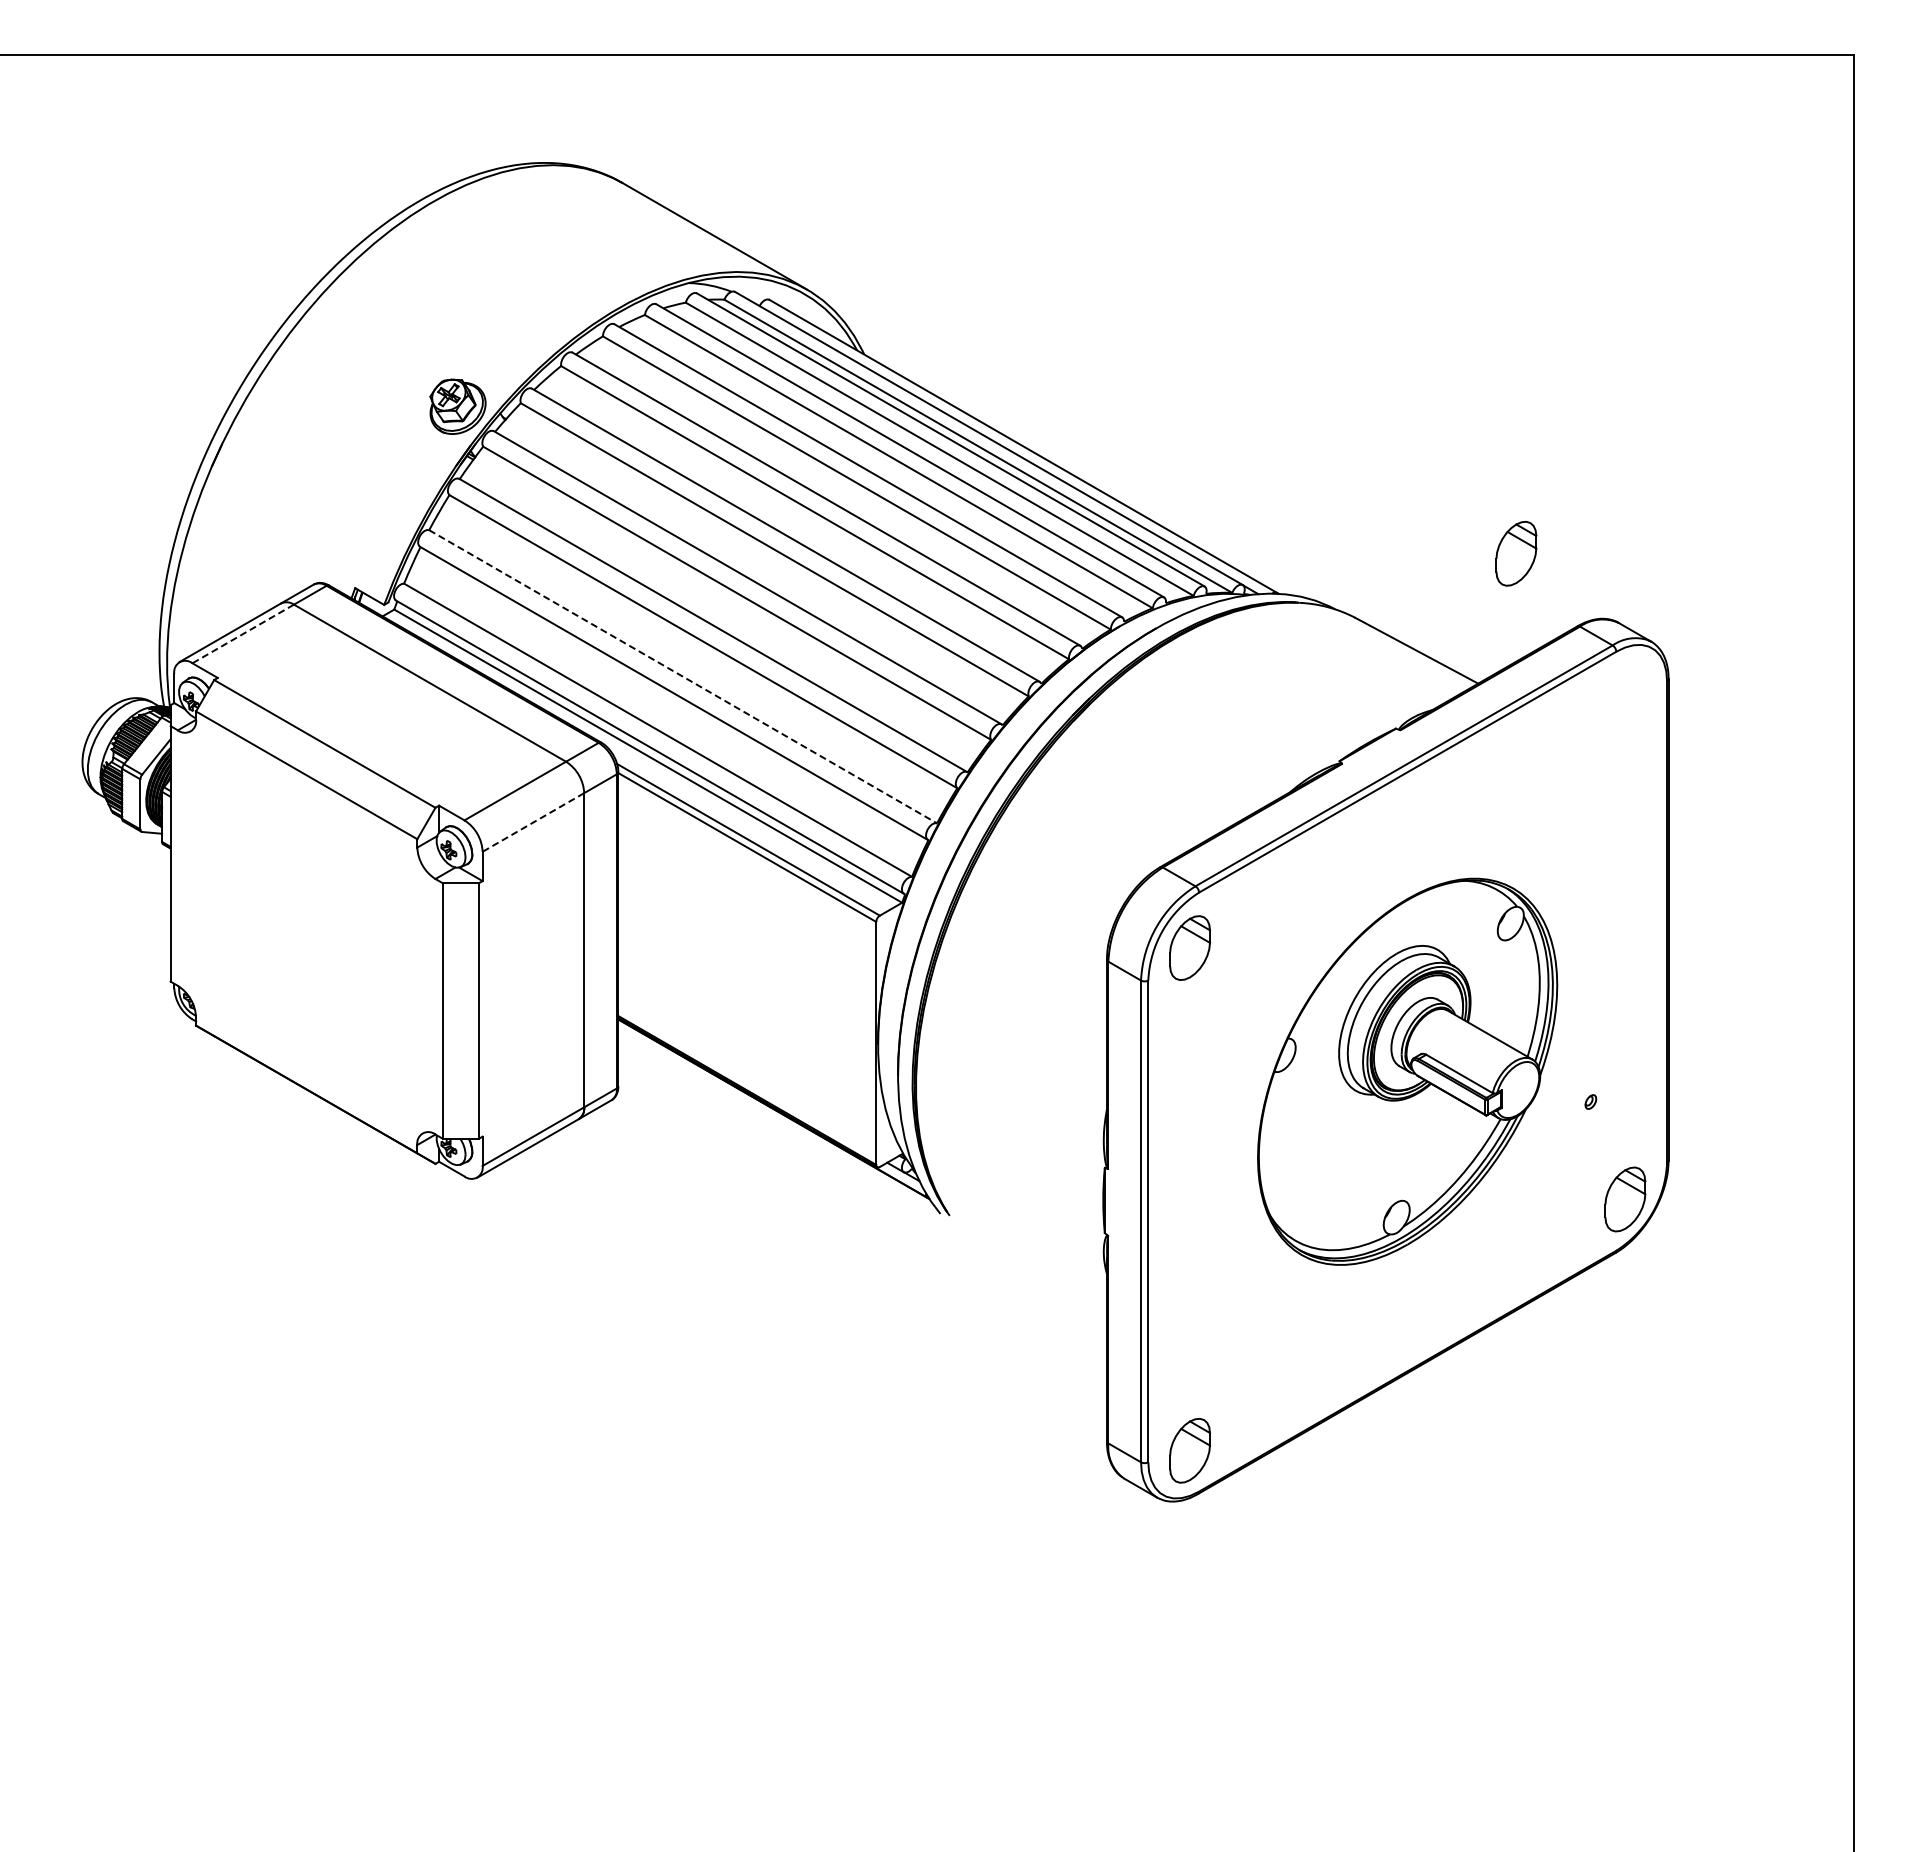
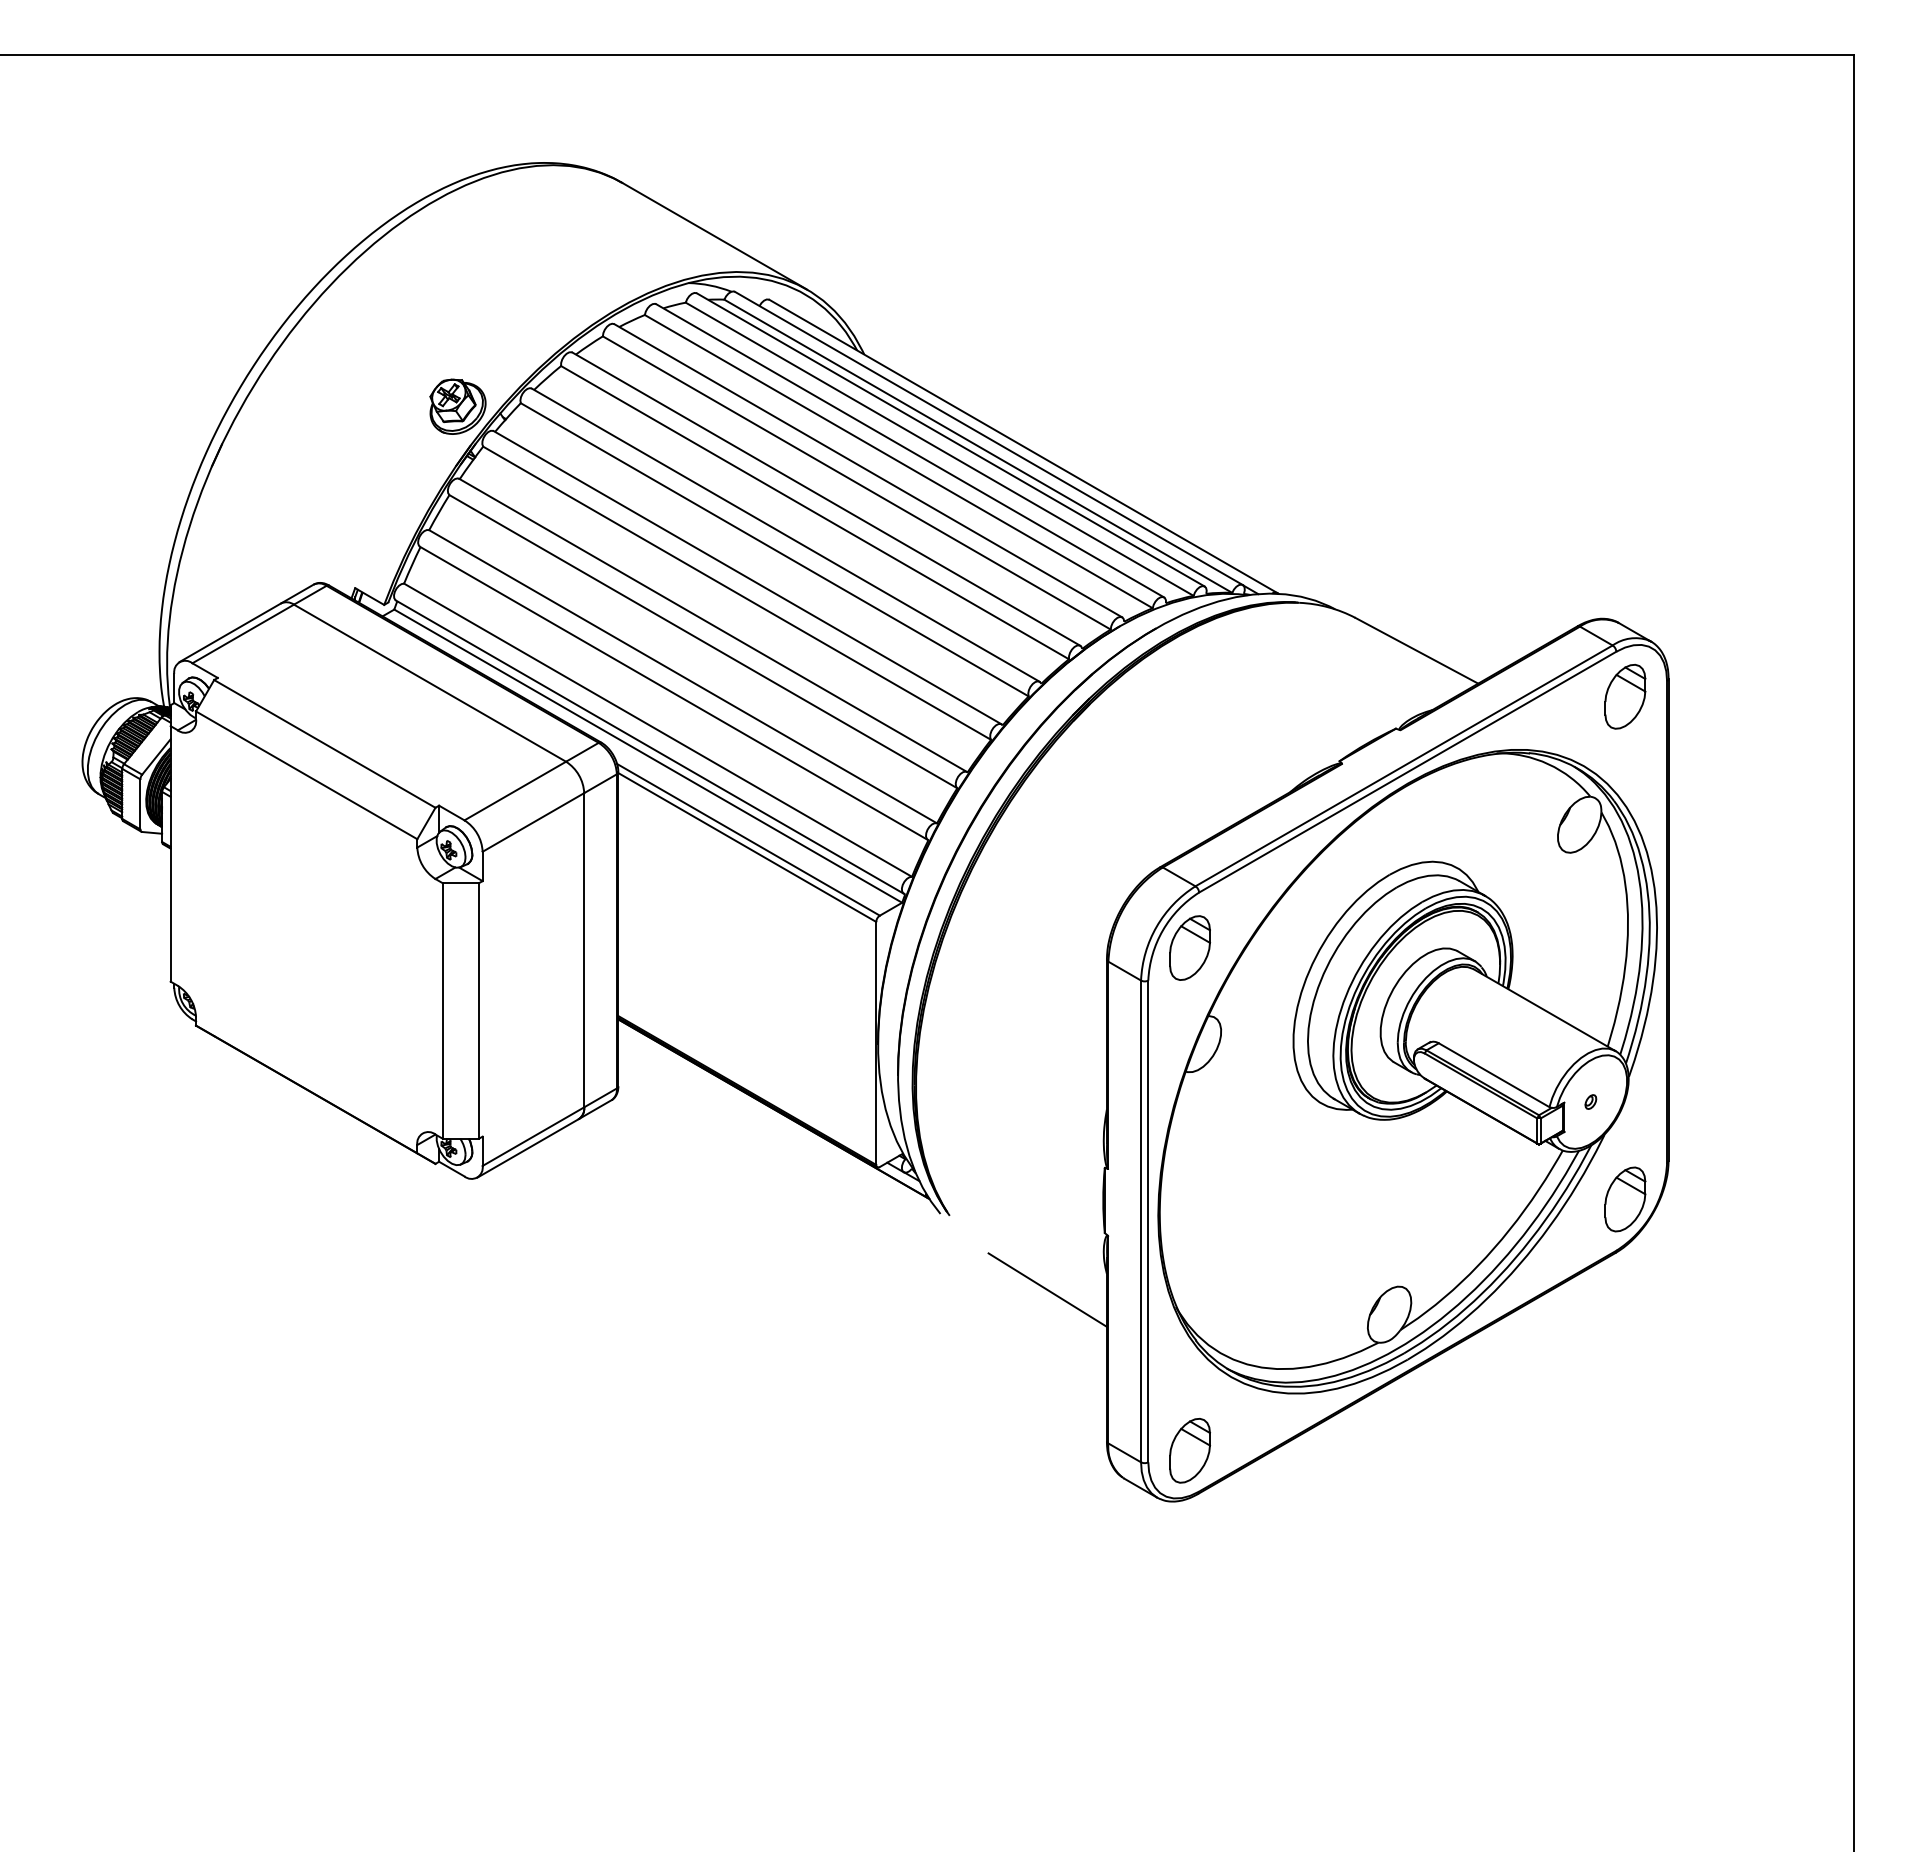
part position: (1516, 553) -> (1625, 696) (1625, 696)
line: dashed -> solid (243, 633)
line: dashed -> solid (683, 677)
line: dashed -> solid (533, 822)
part size: 302x389 px -> 501x646 px (1407, 1071)
line: none -> present (1047, 1289)
